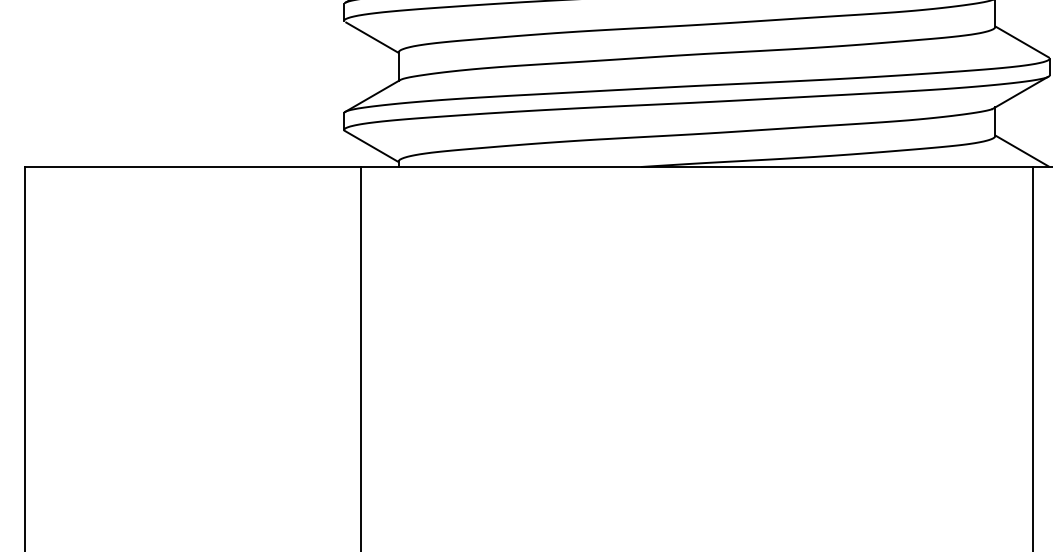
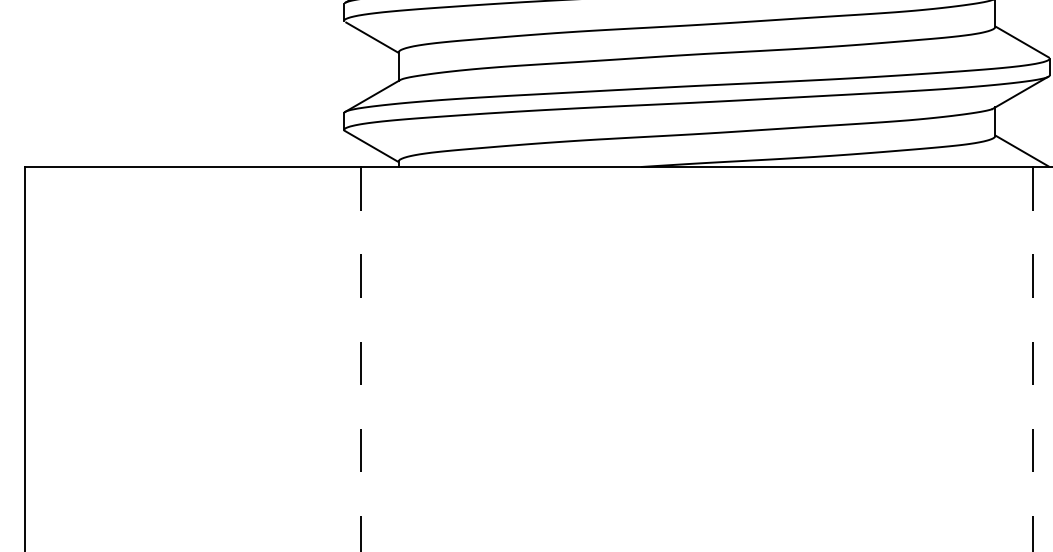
line: solid -> dashed (361, 359)
line: solid -> dashed (1032, 359)
